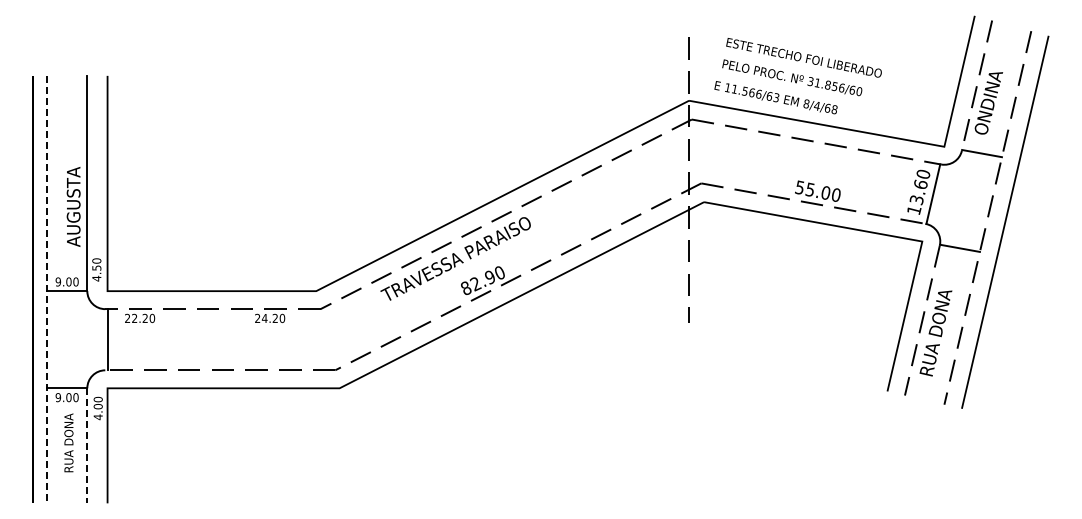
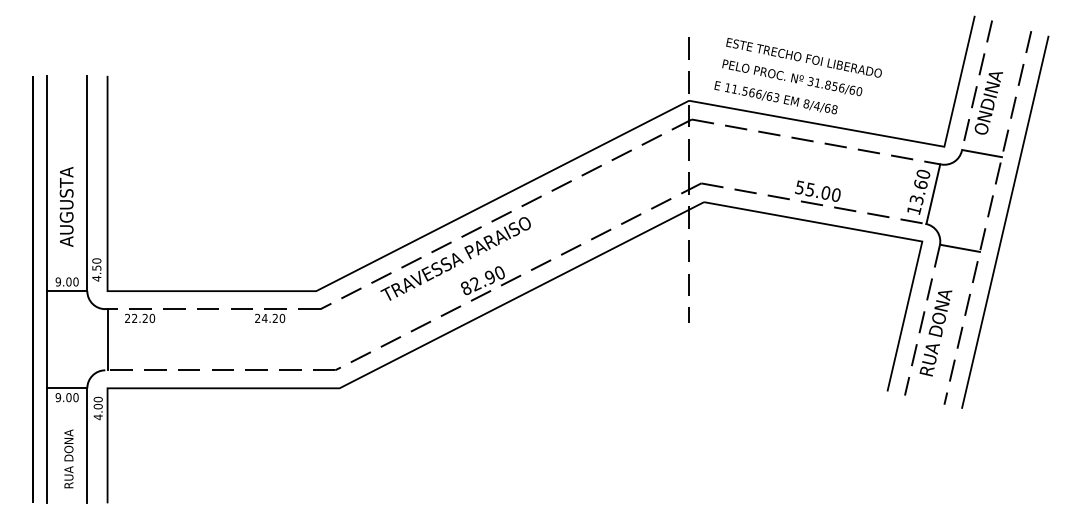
text position: (73, 206) -> (66, 206) (66, 206)
line: dashed -> solid (46, 289)
text position: (68, 442) -> (68, 458) (68, 458)
line: dashed -> solid (87, 445)
